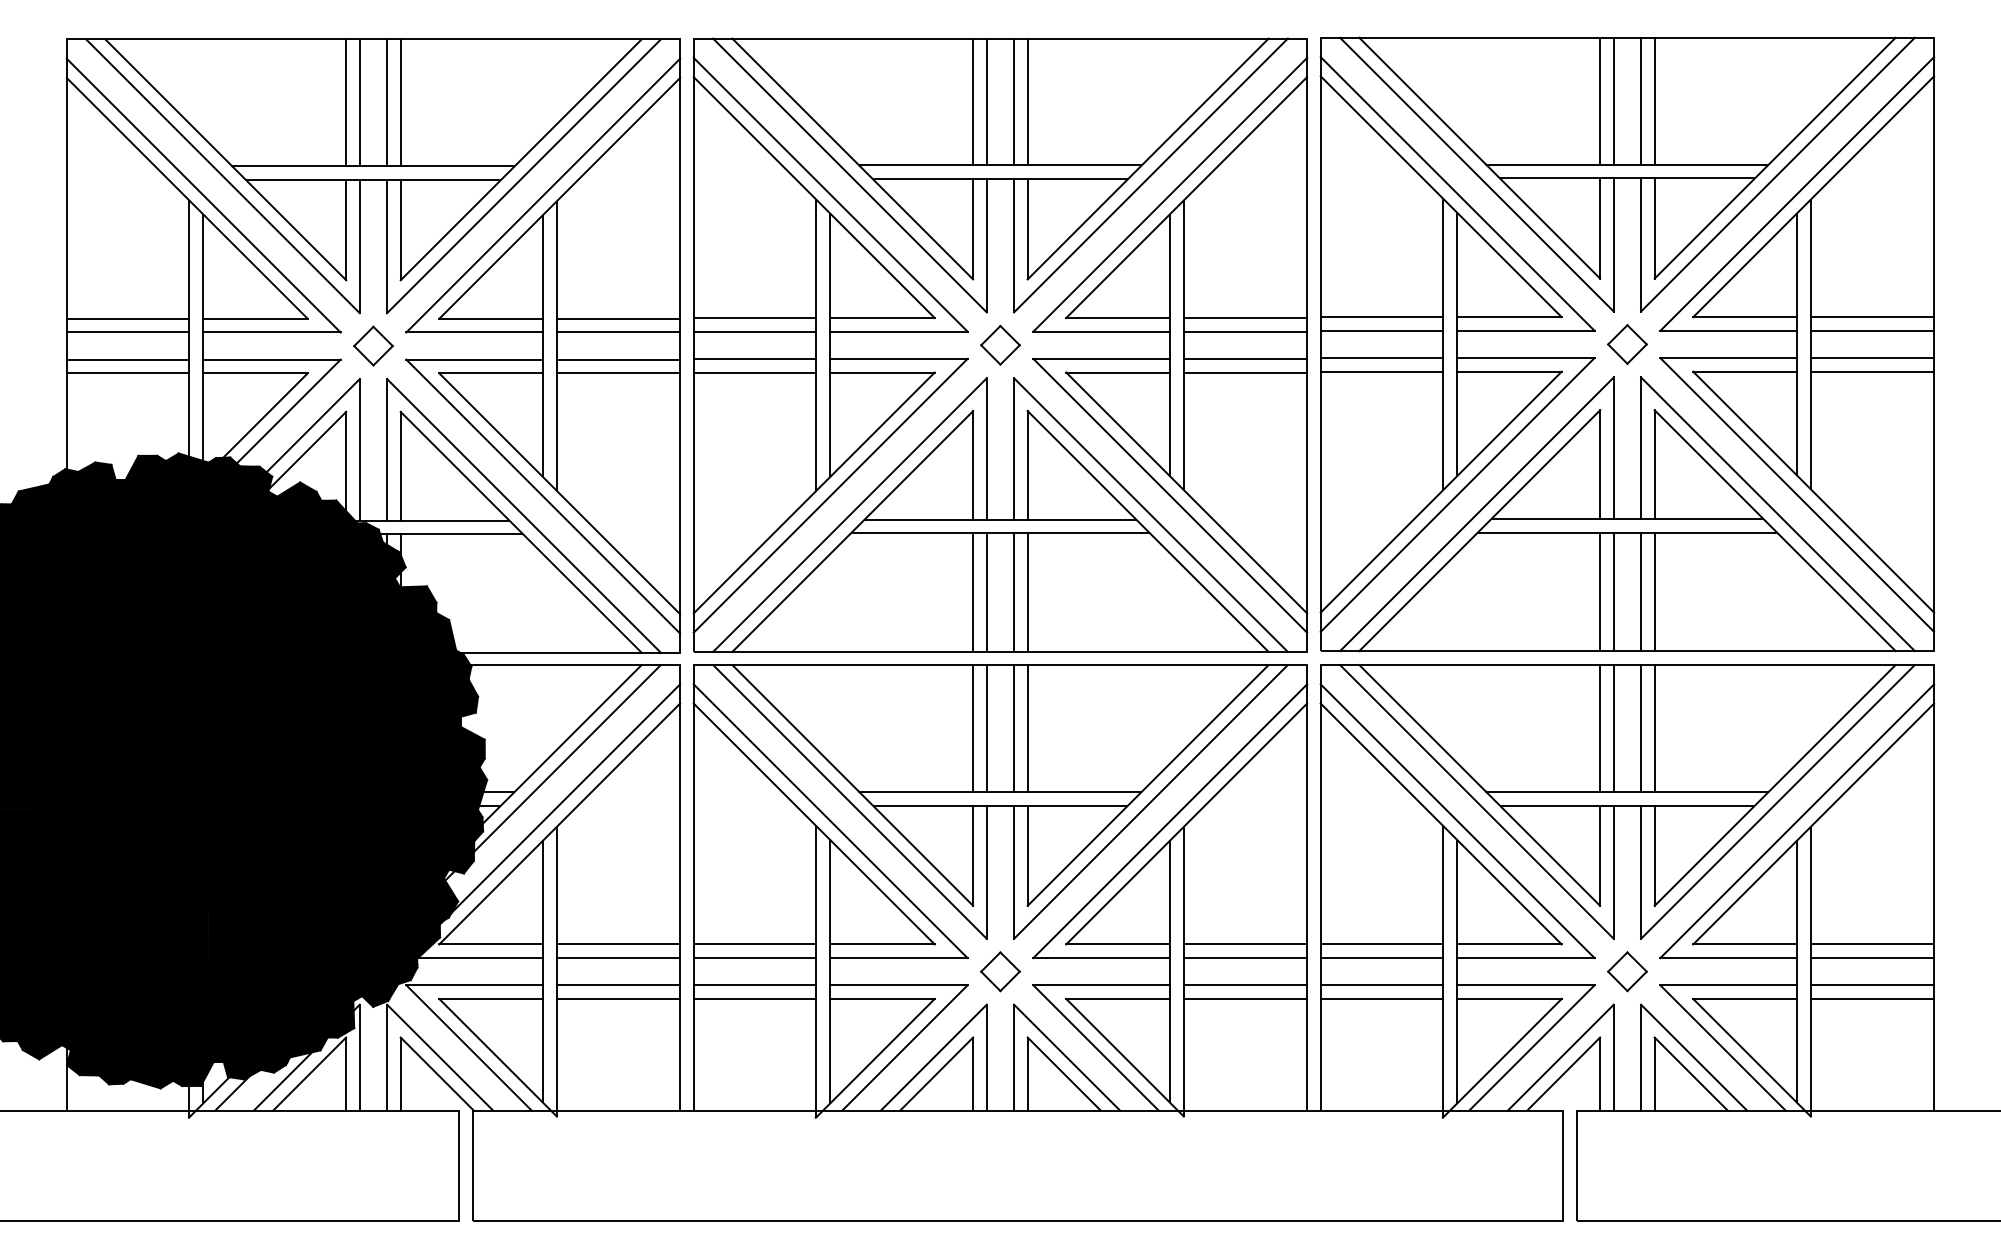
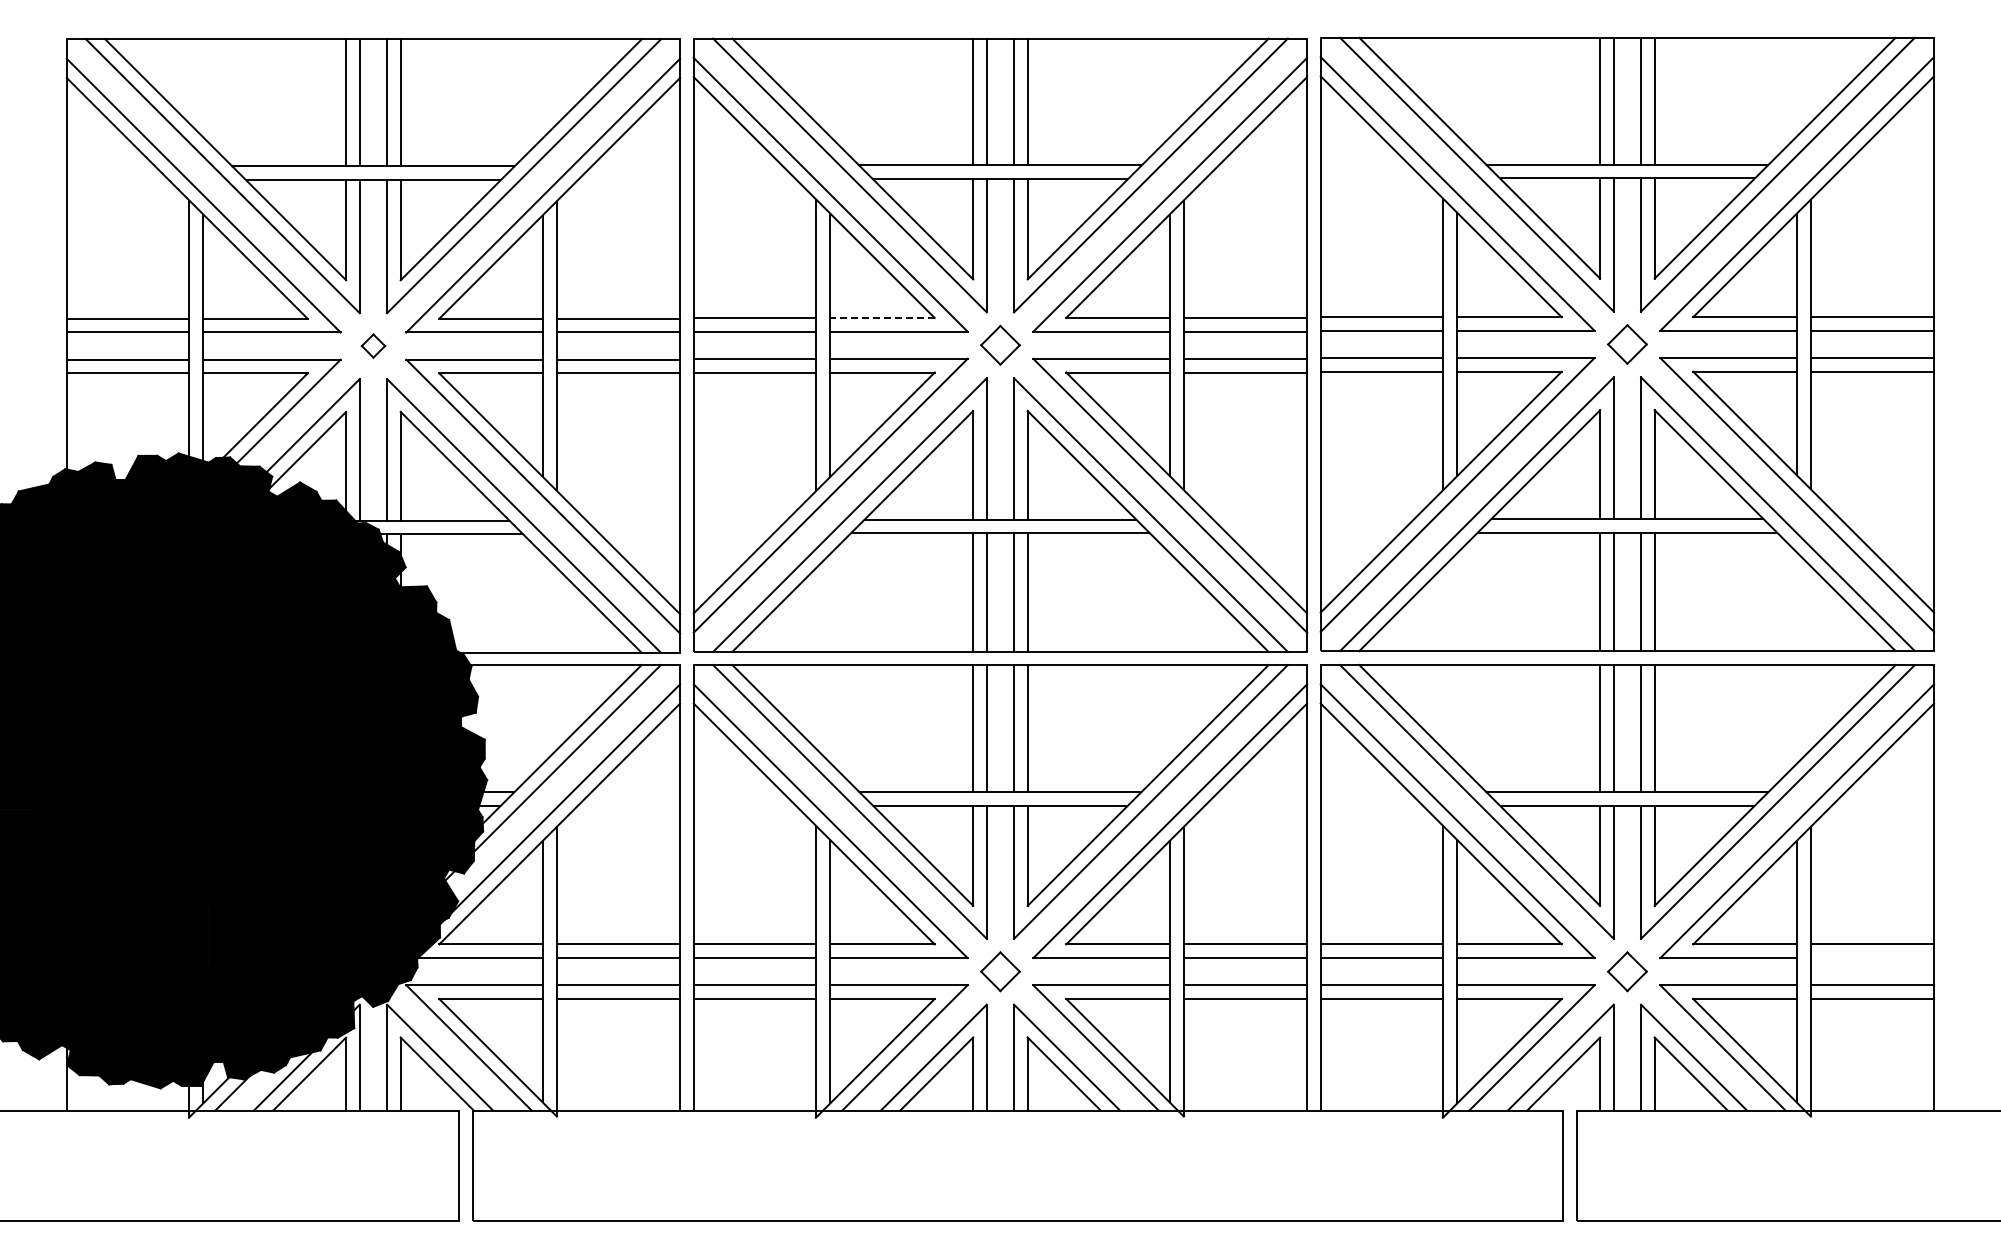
line: solid -> dashed (882, 318)
part size: 41x42 px -> 27x26 px (373, 345)
line: present -> none (1872, 958)
